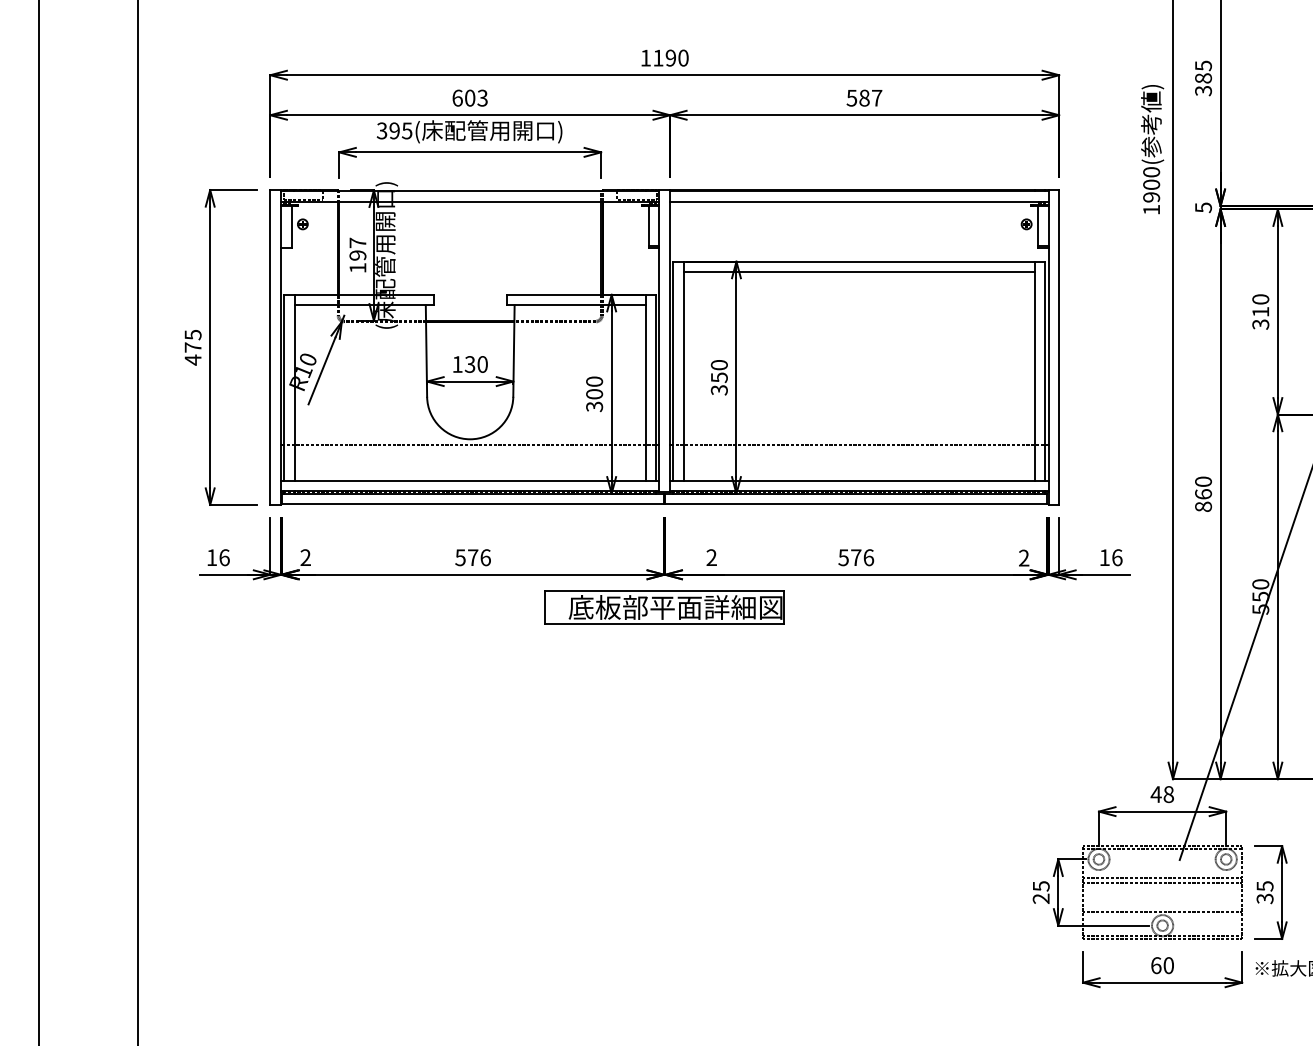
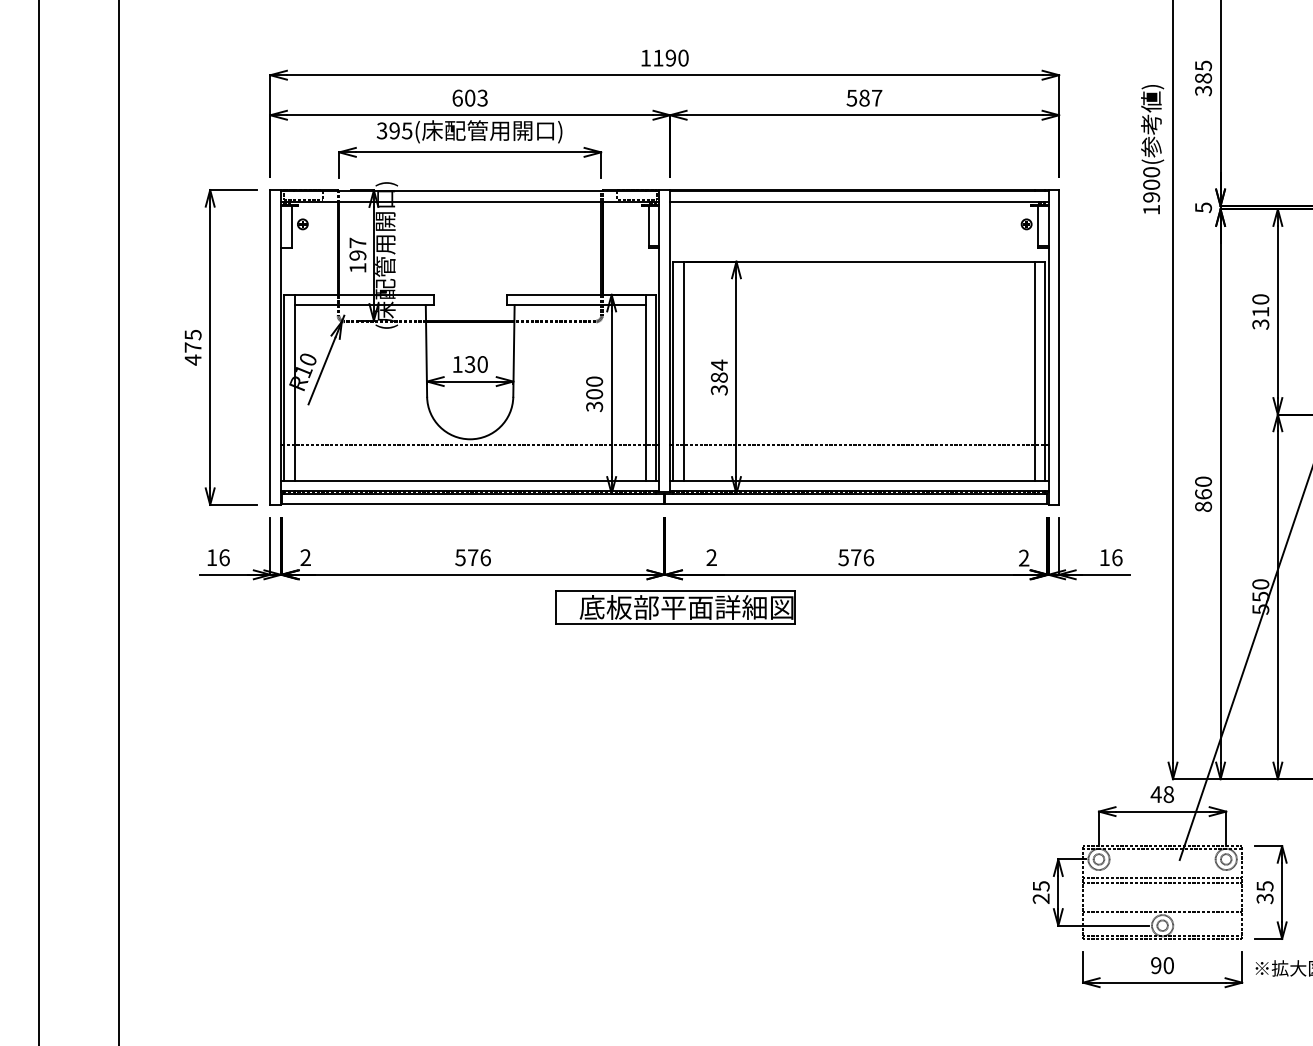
line: present -> none (858, 272)
text: 350 -> 384 (718, 371)
line position: (137, 522) -> (118, 522) (118, 522)
part position: (664, 607) -> (675, 607) (675, 607)
text: 60 -> 90 (1156, 965)
